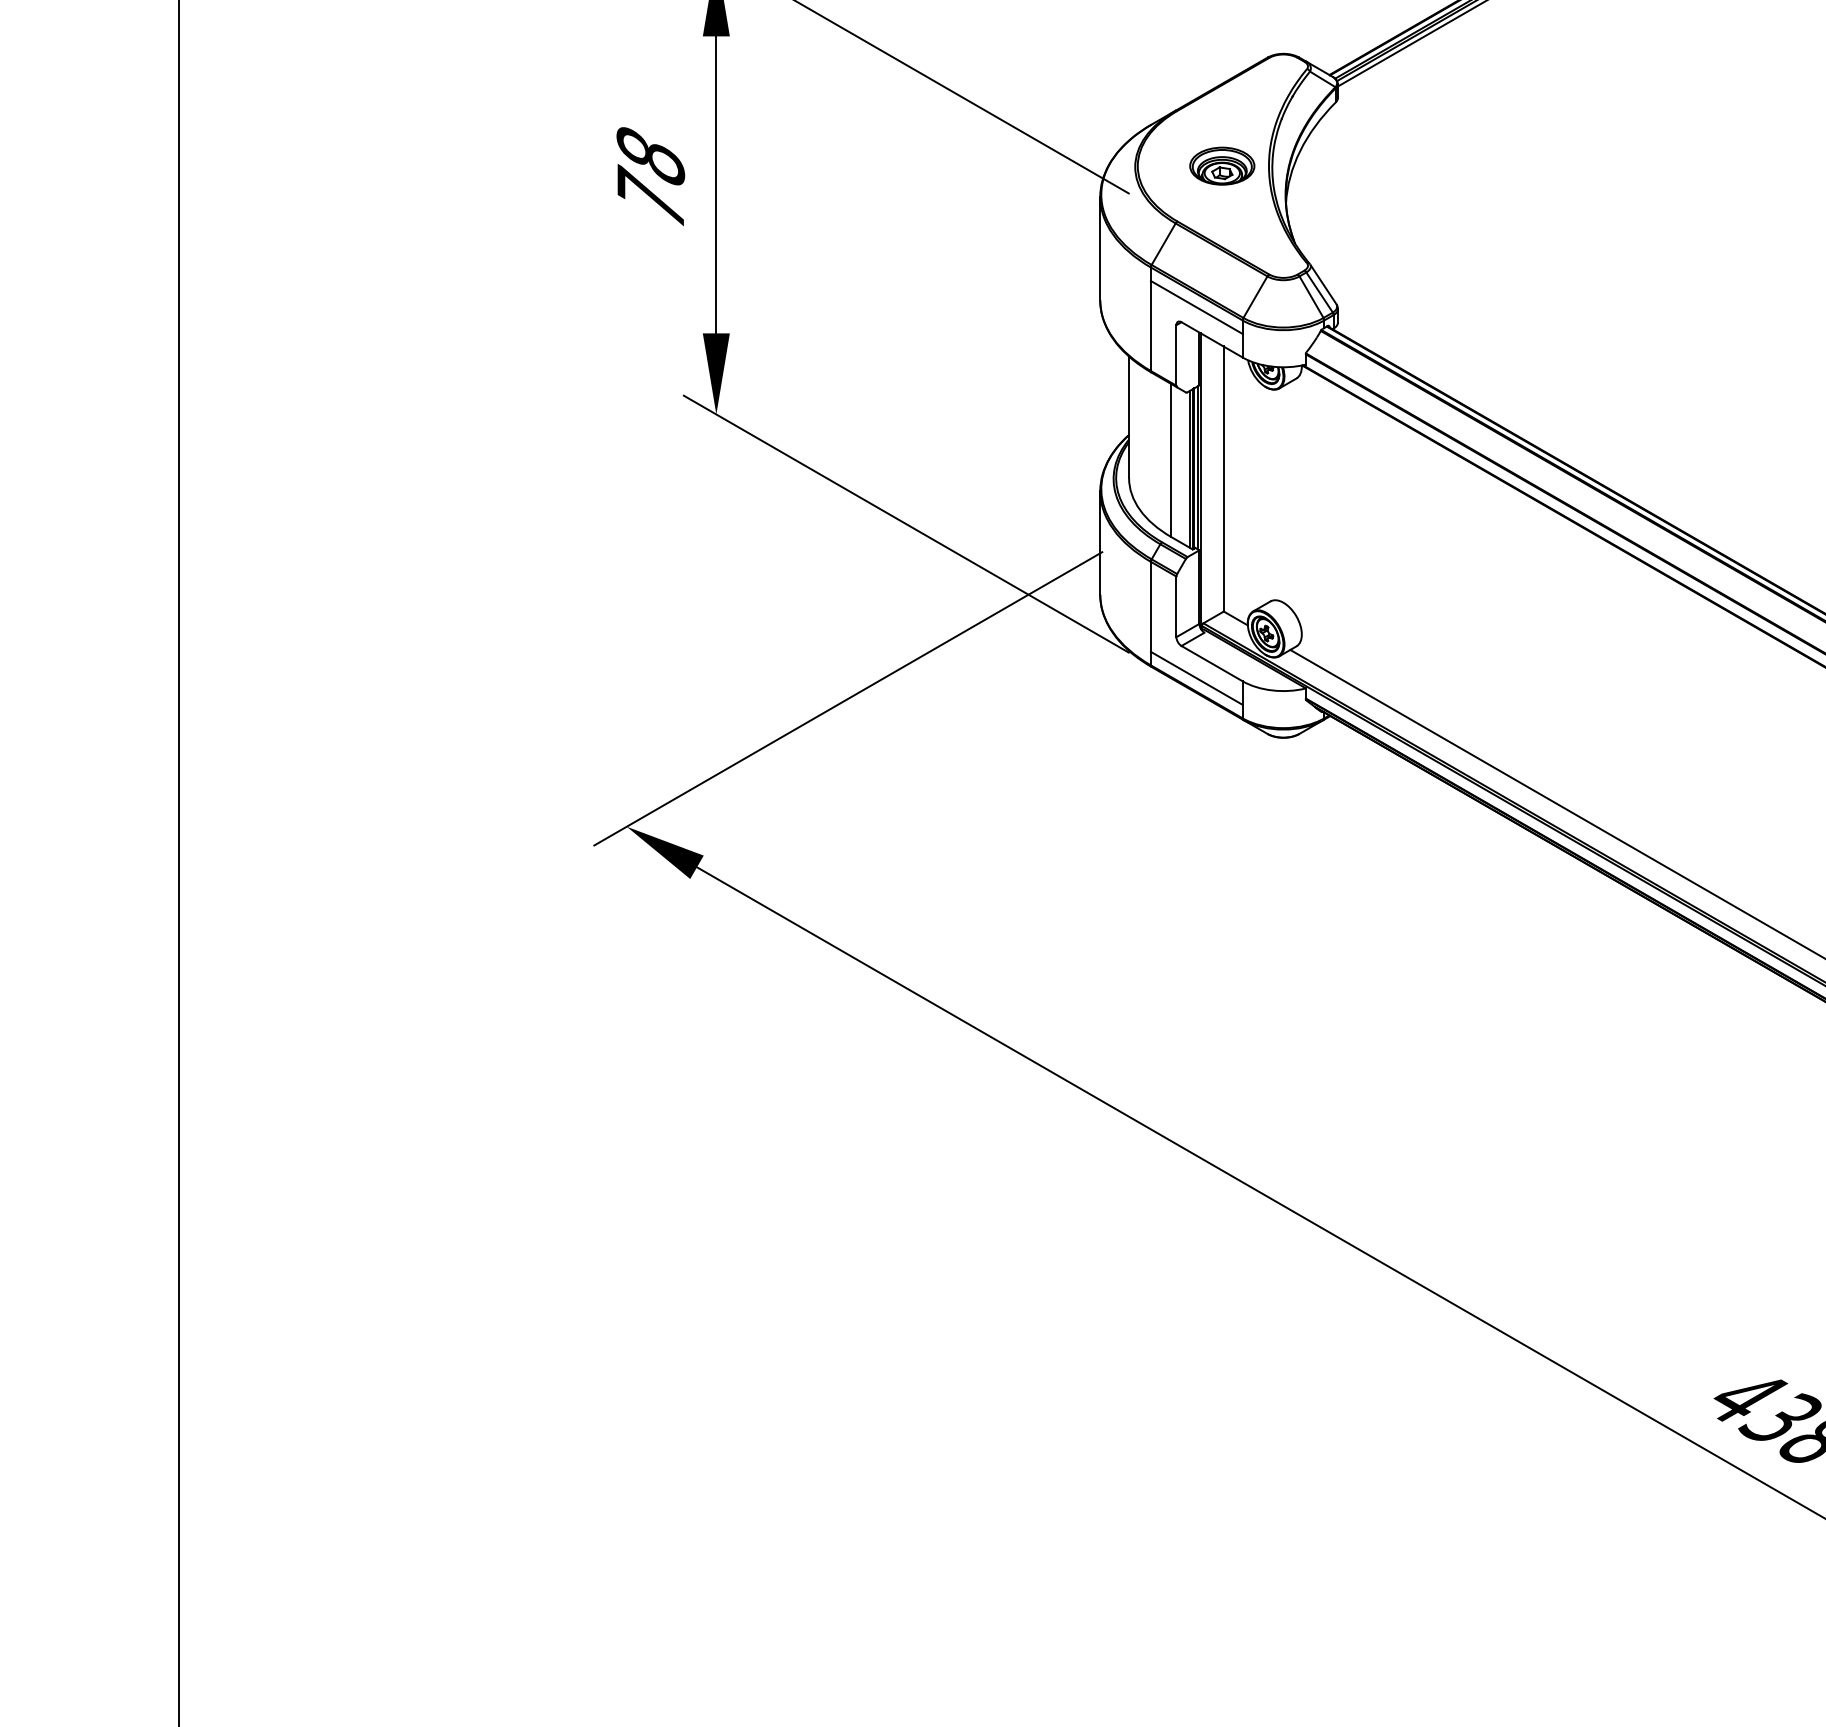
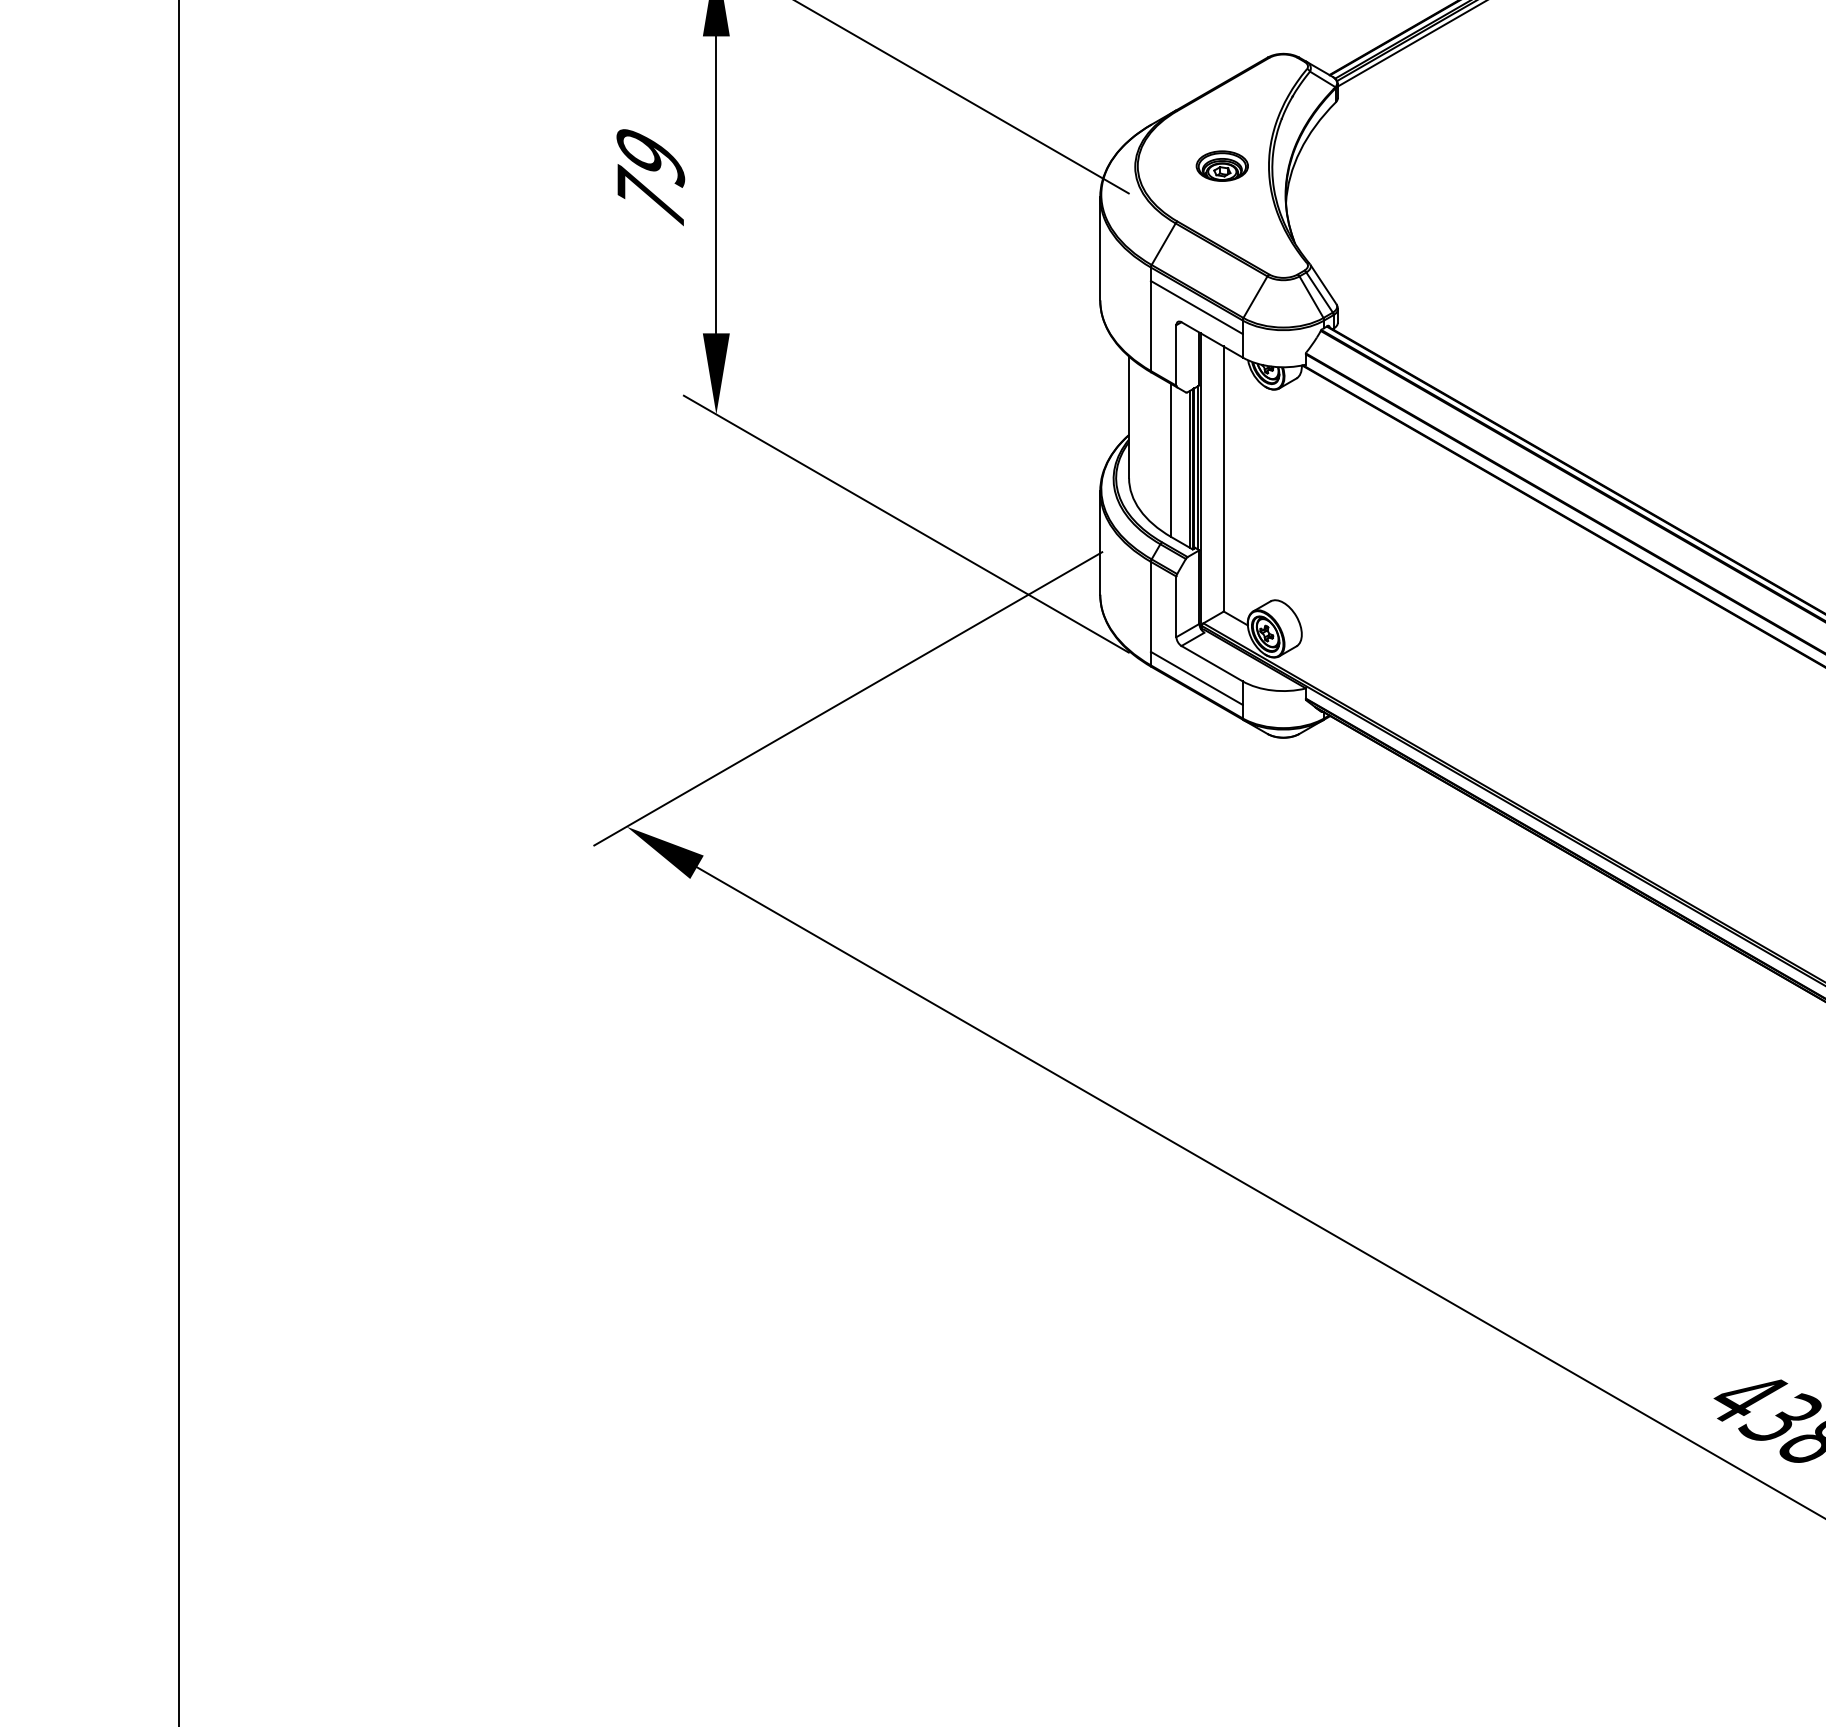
text: 78 -> 79 (650, 157)
part size: 67x40 px -> 54x32 px (1221, 165)
line: present -> none (1556, 803)
